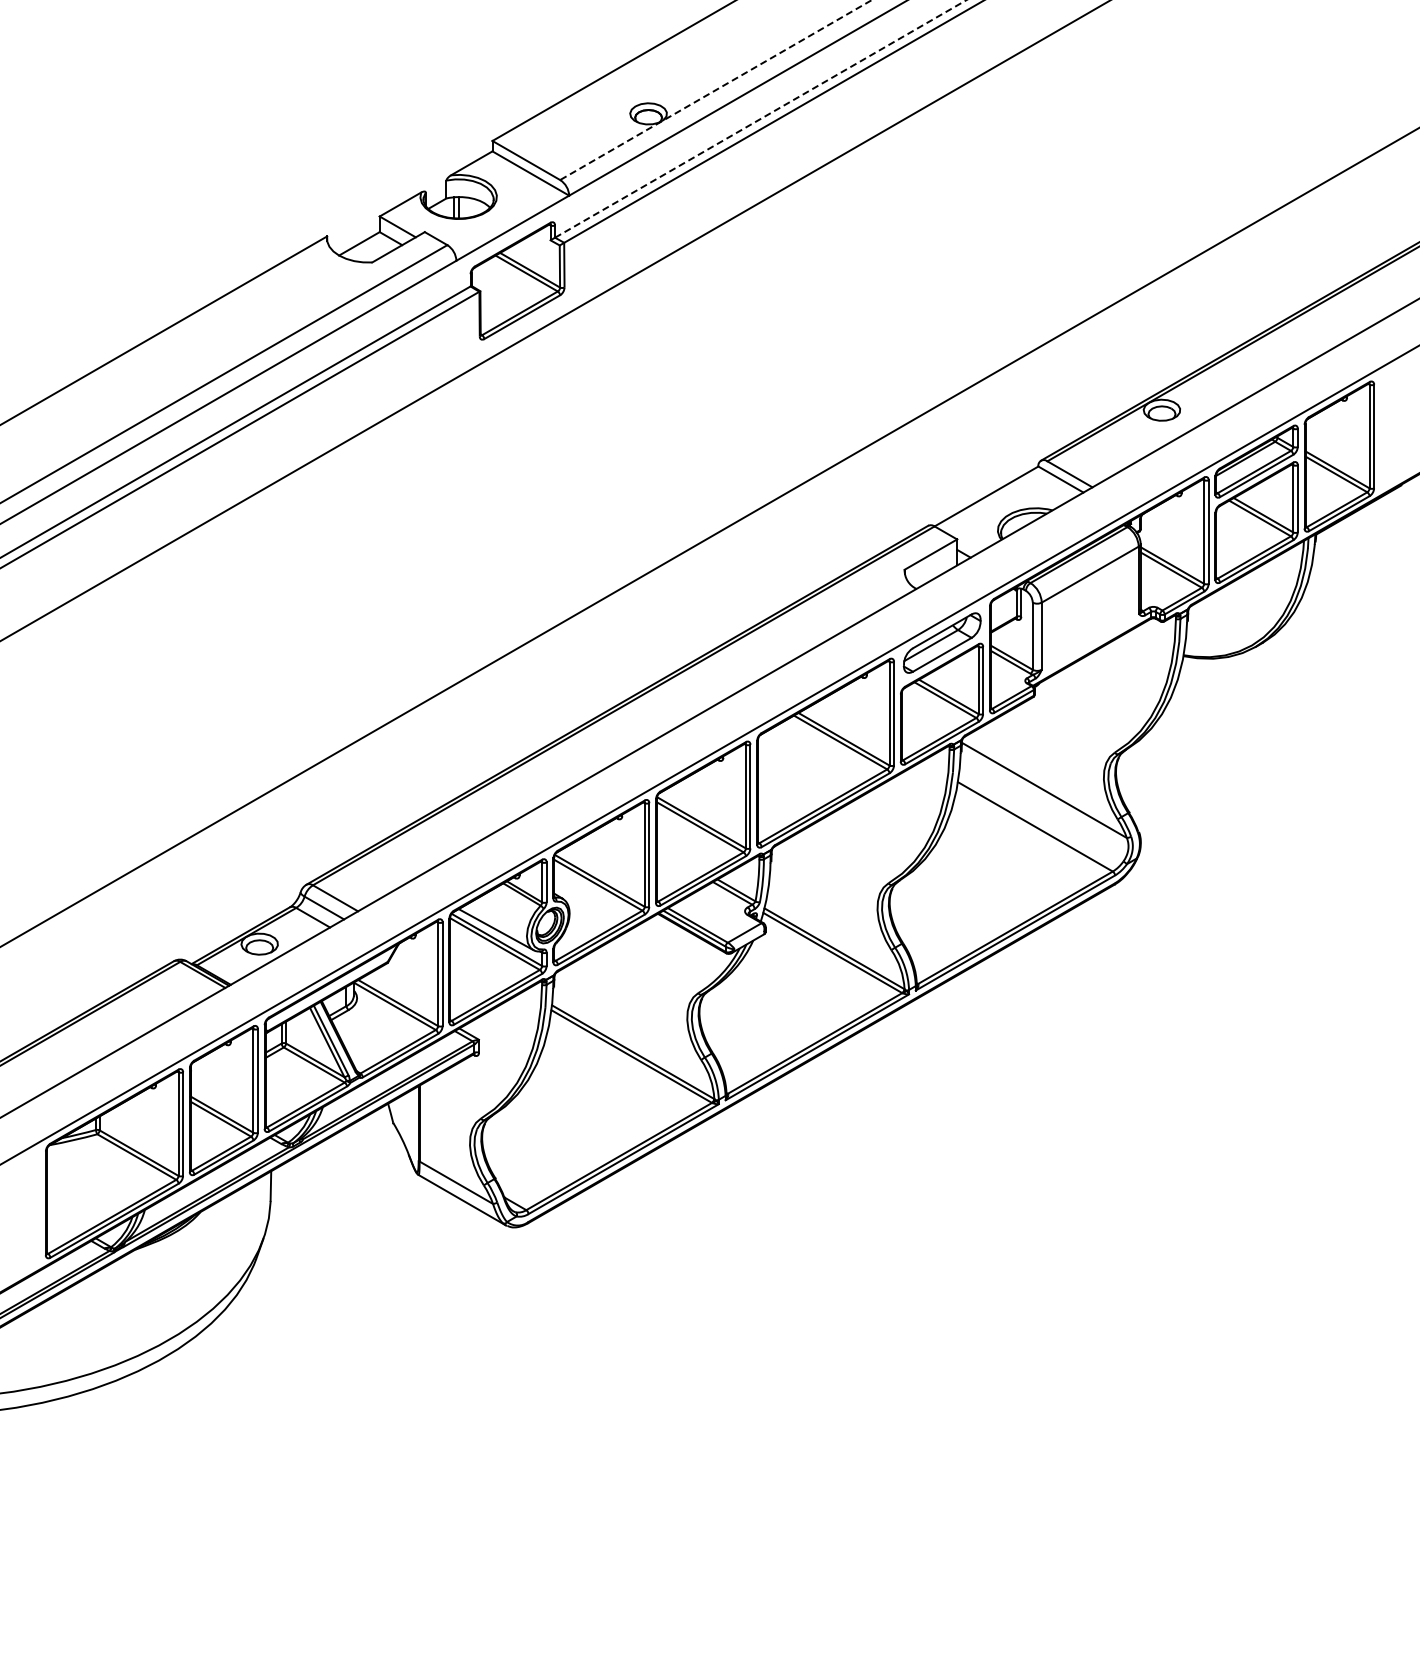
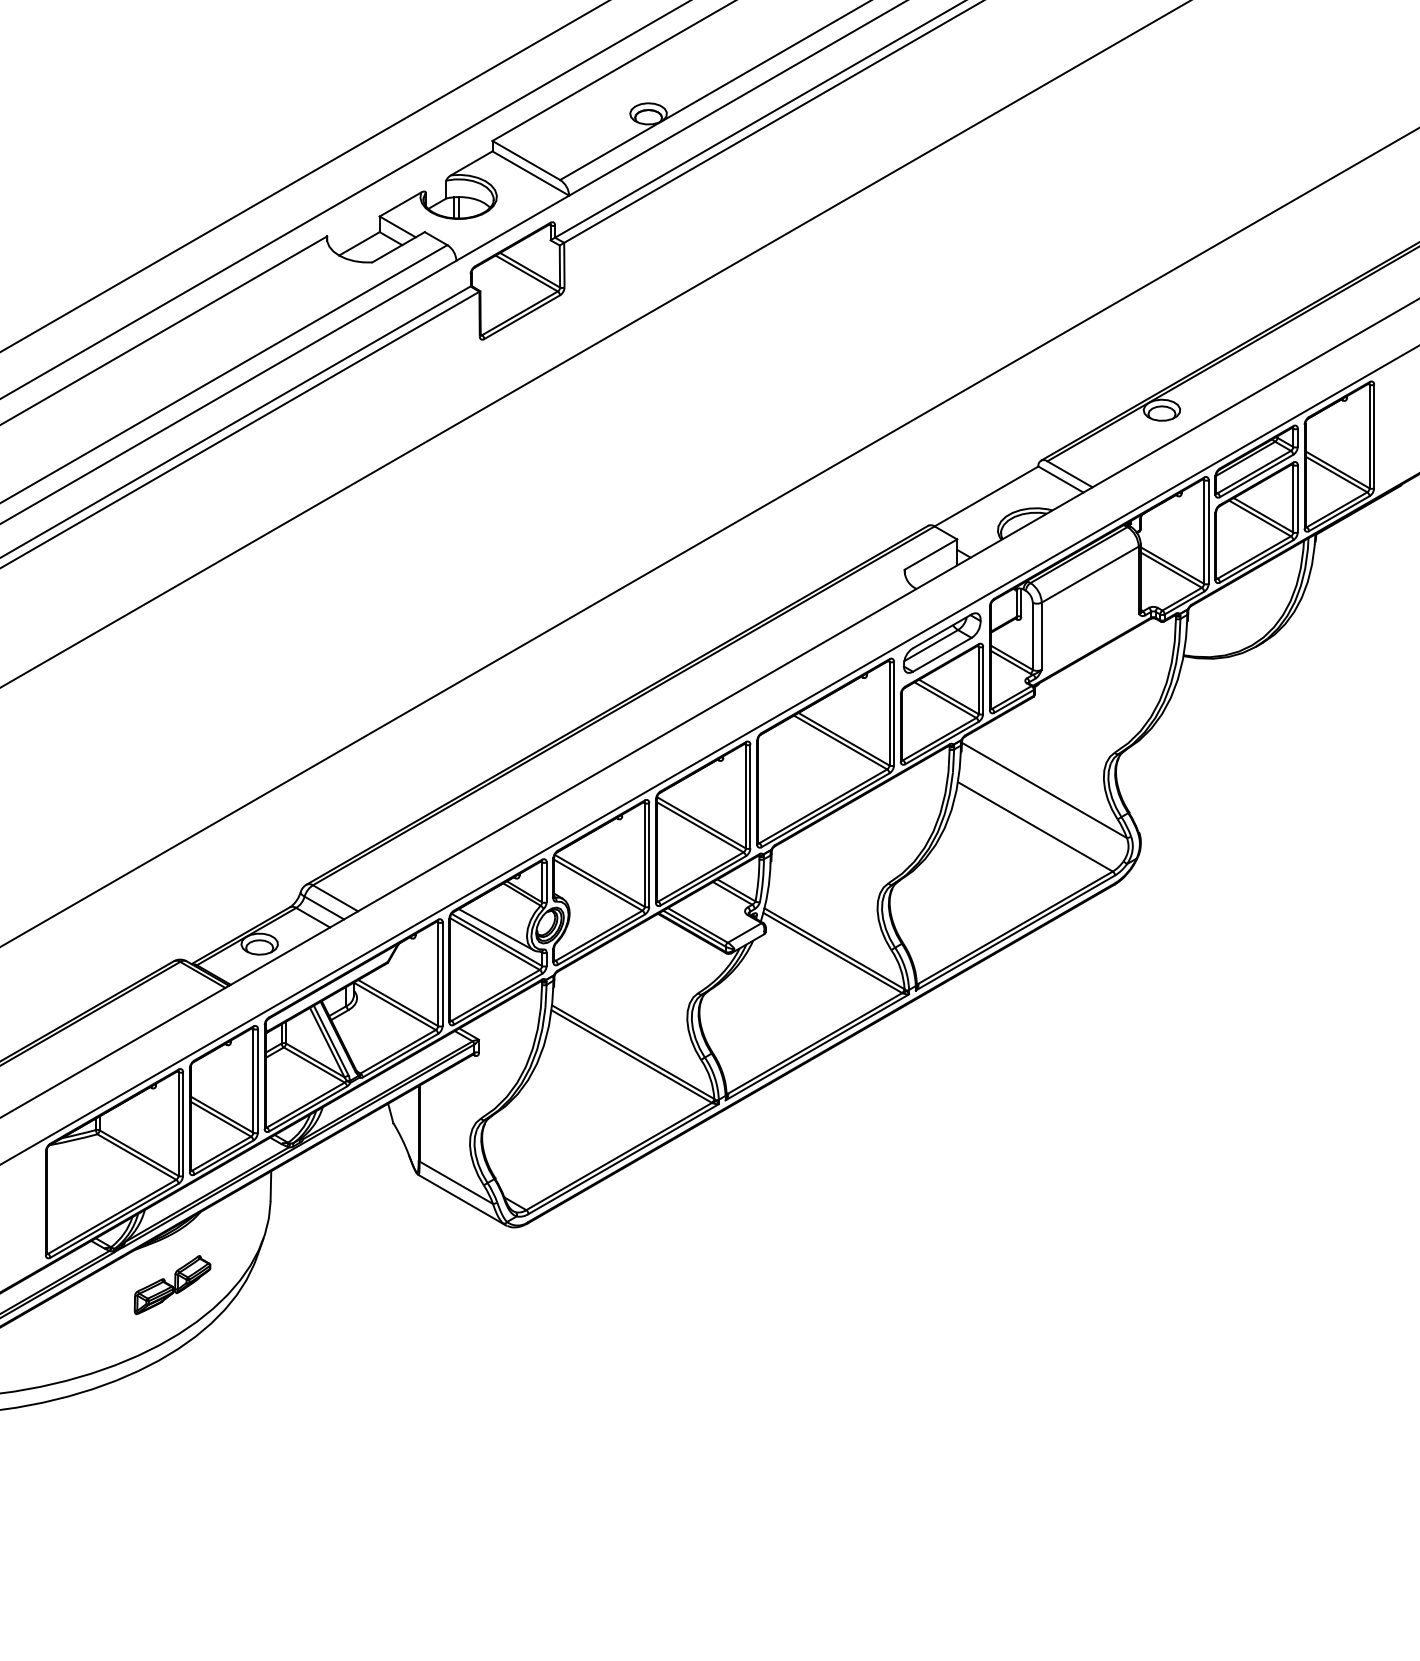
line: dashed -> solid (715, 90)
line: dashed -> solid (760, 119)
line: none -> present (304, 176)
line: none -> present (344, 199)
line position: (554, 321) -> (595, 344) (595, 344)
part: none -> present (172, 1285)
